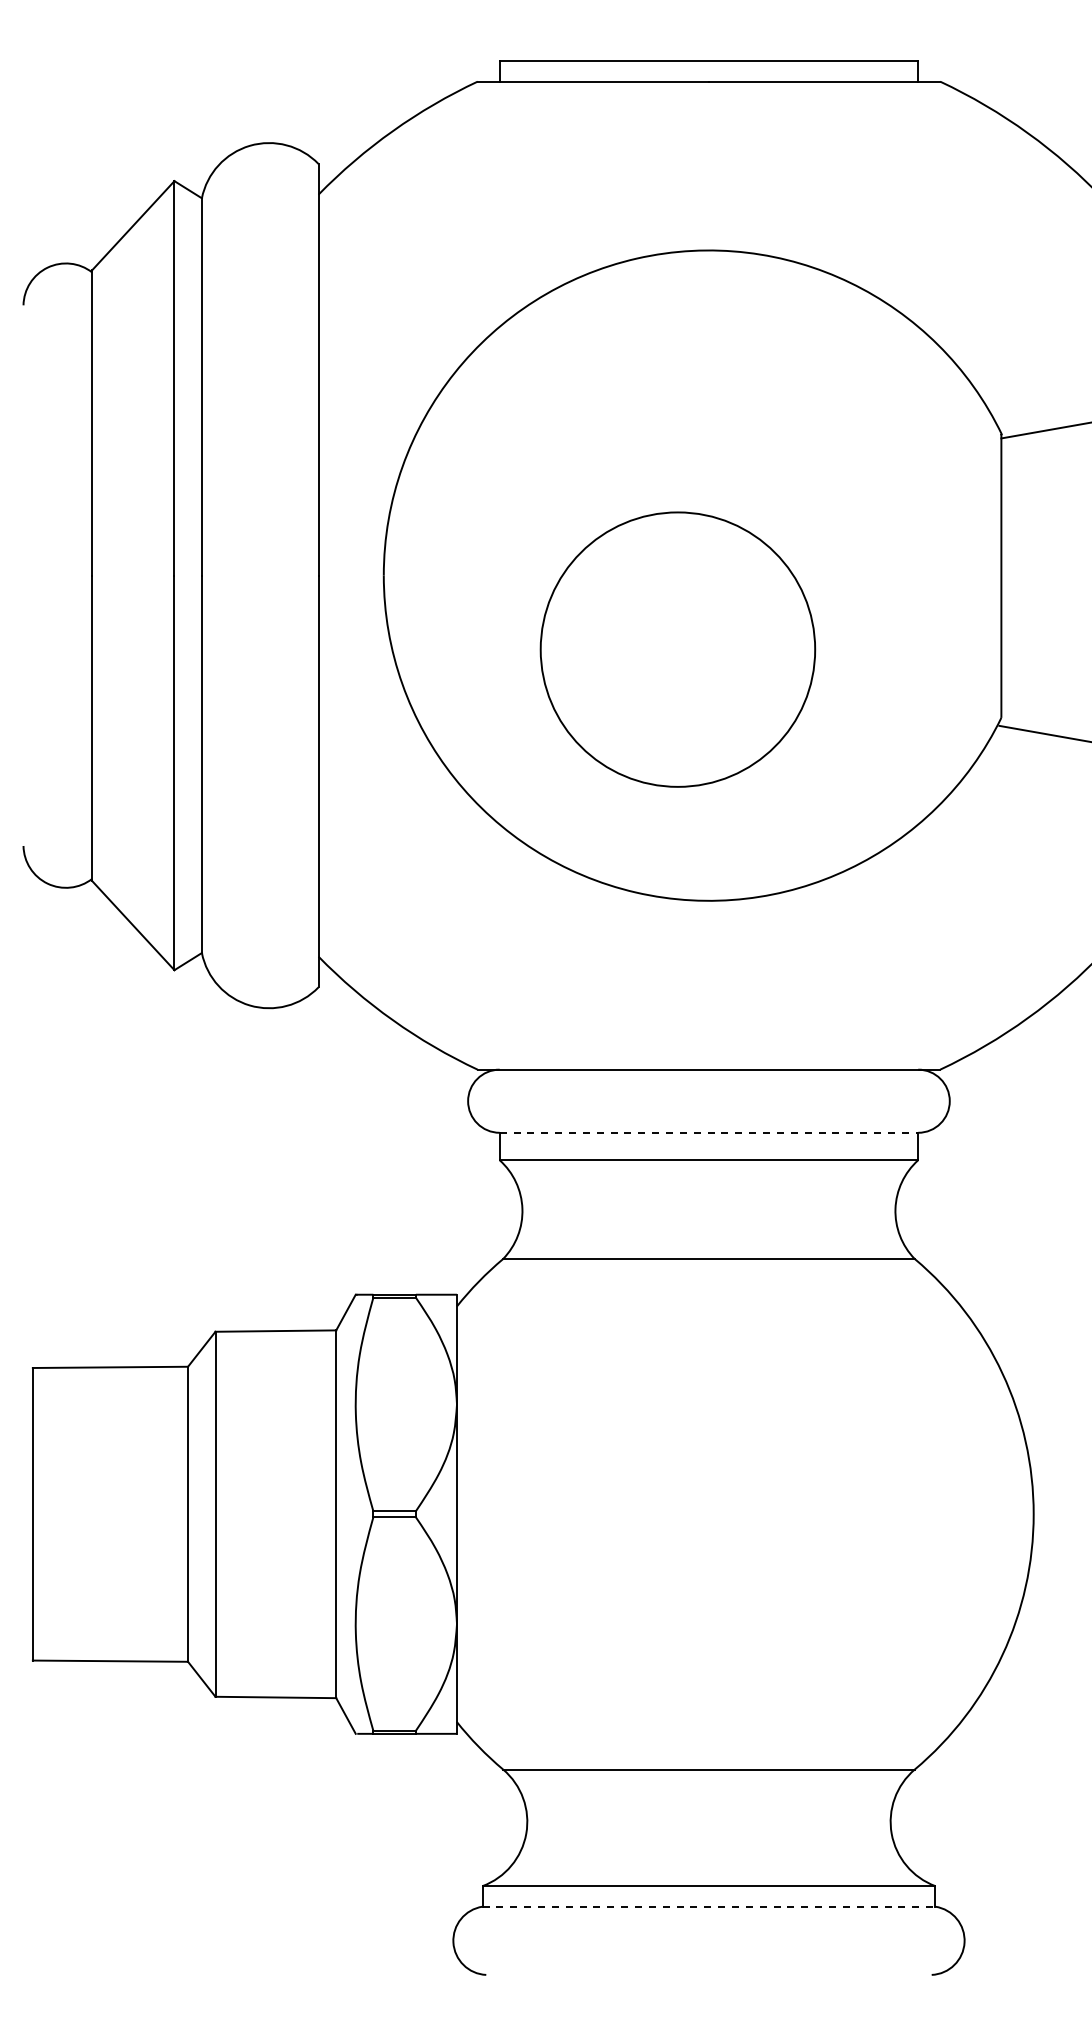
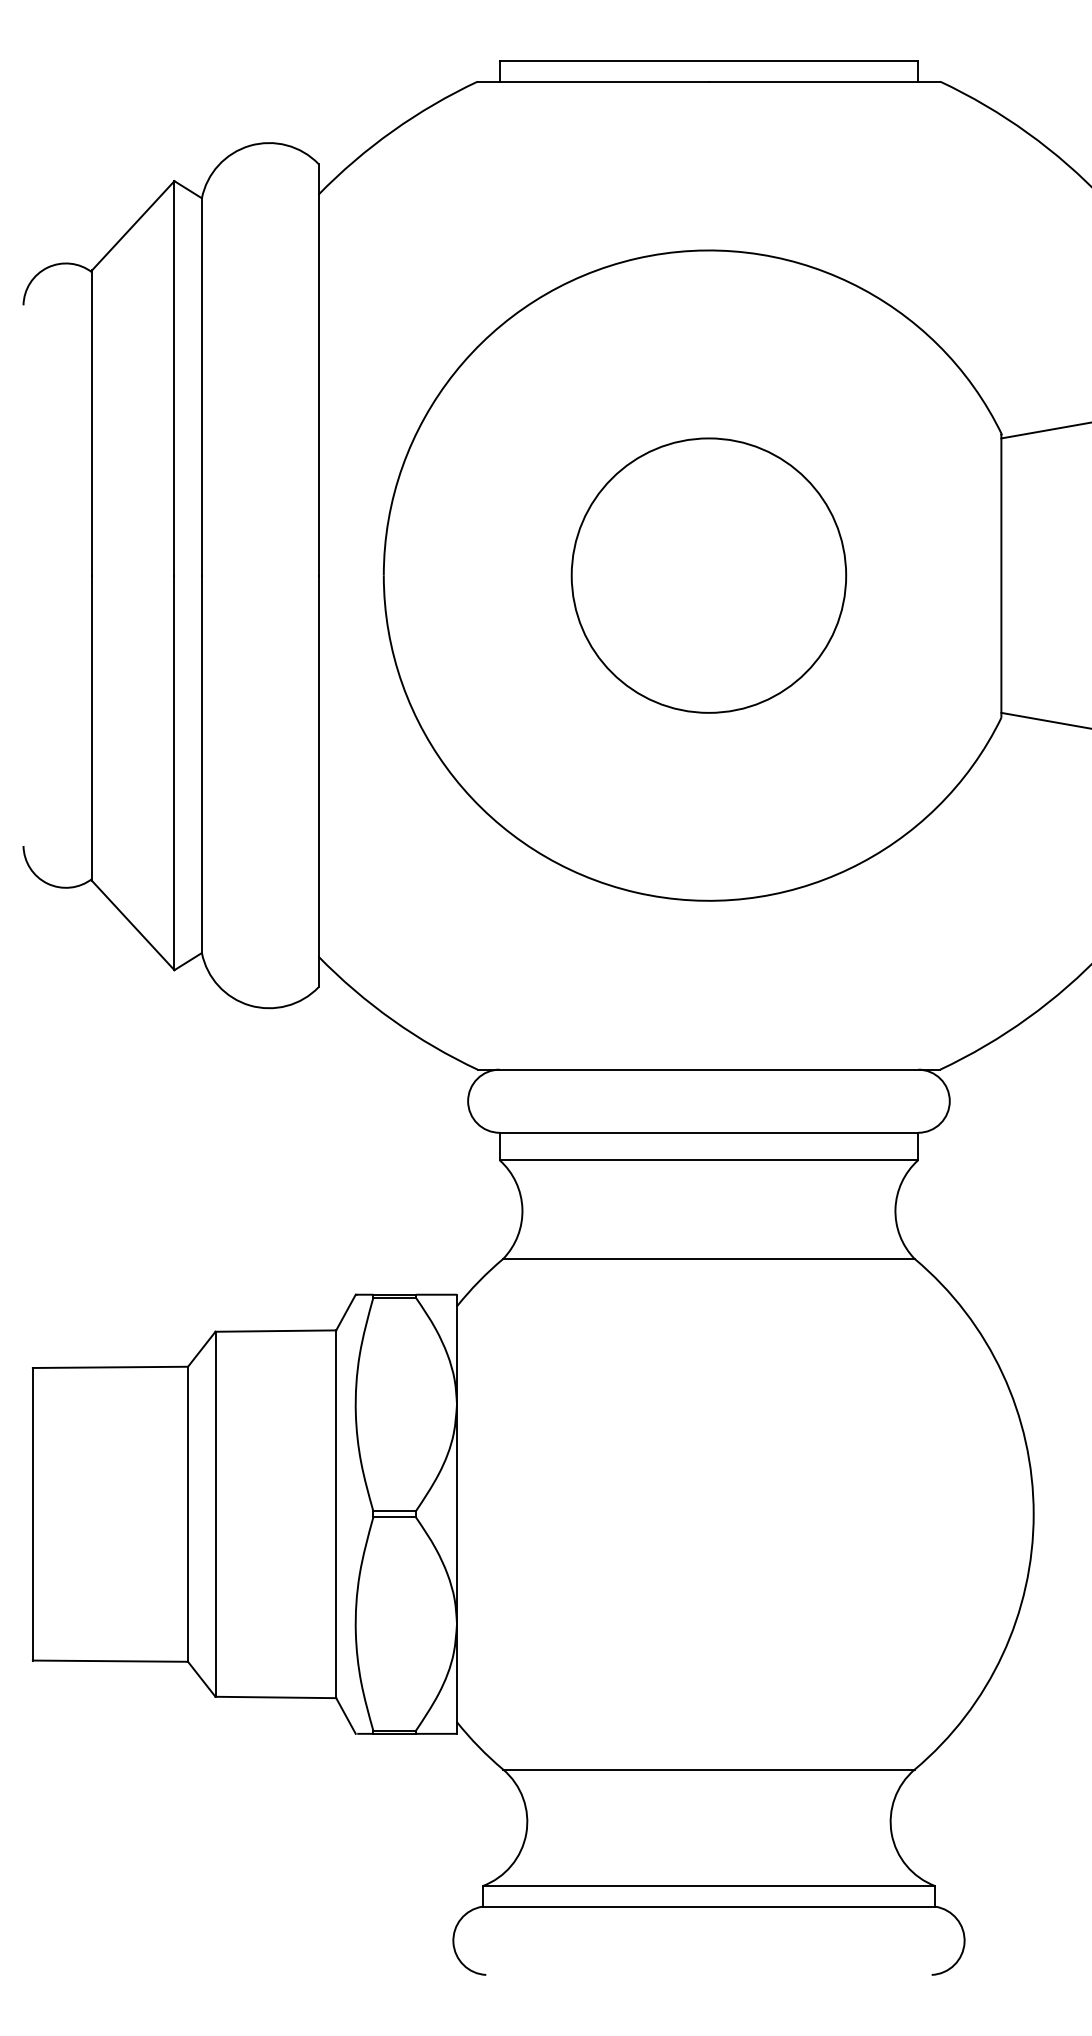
circle position: (677, 649) -> (708, 575) (708, 575)
line position: (1043, 733) -> (1044, 720) (1044, 720)
line: dashed -> solid (709, 1132)
line: dashed -> solid (709, 1906)
